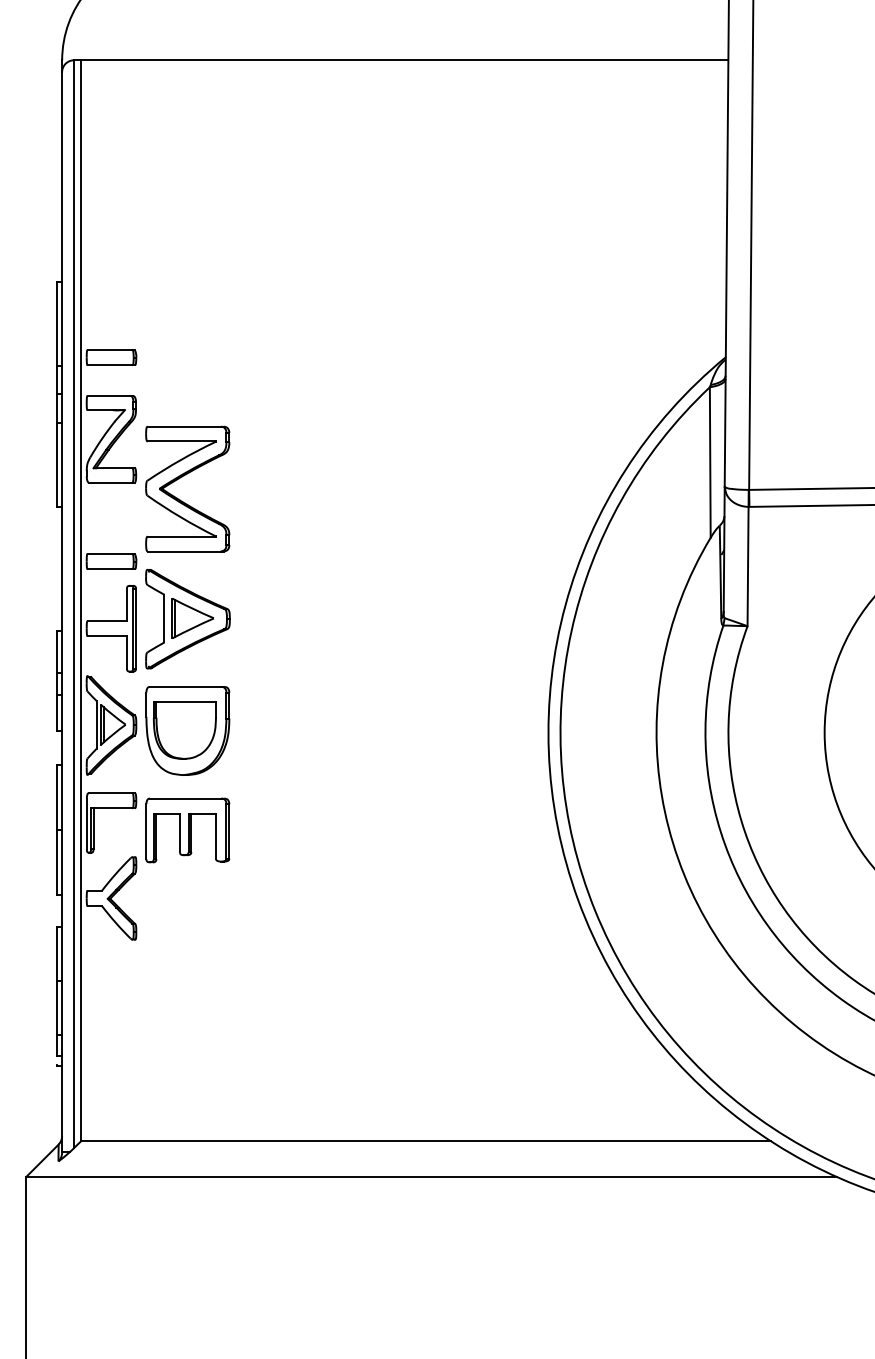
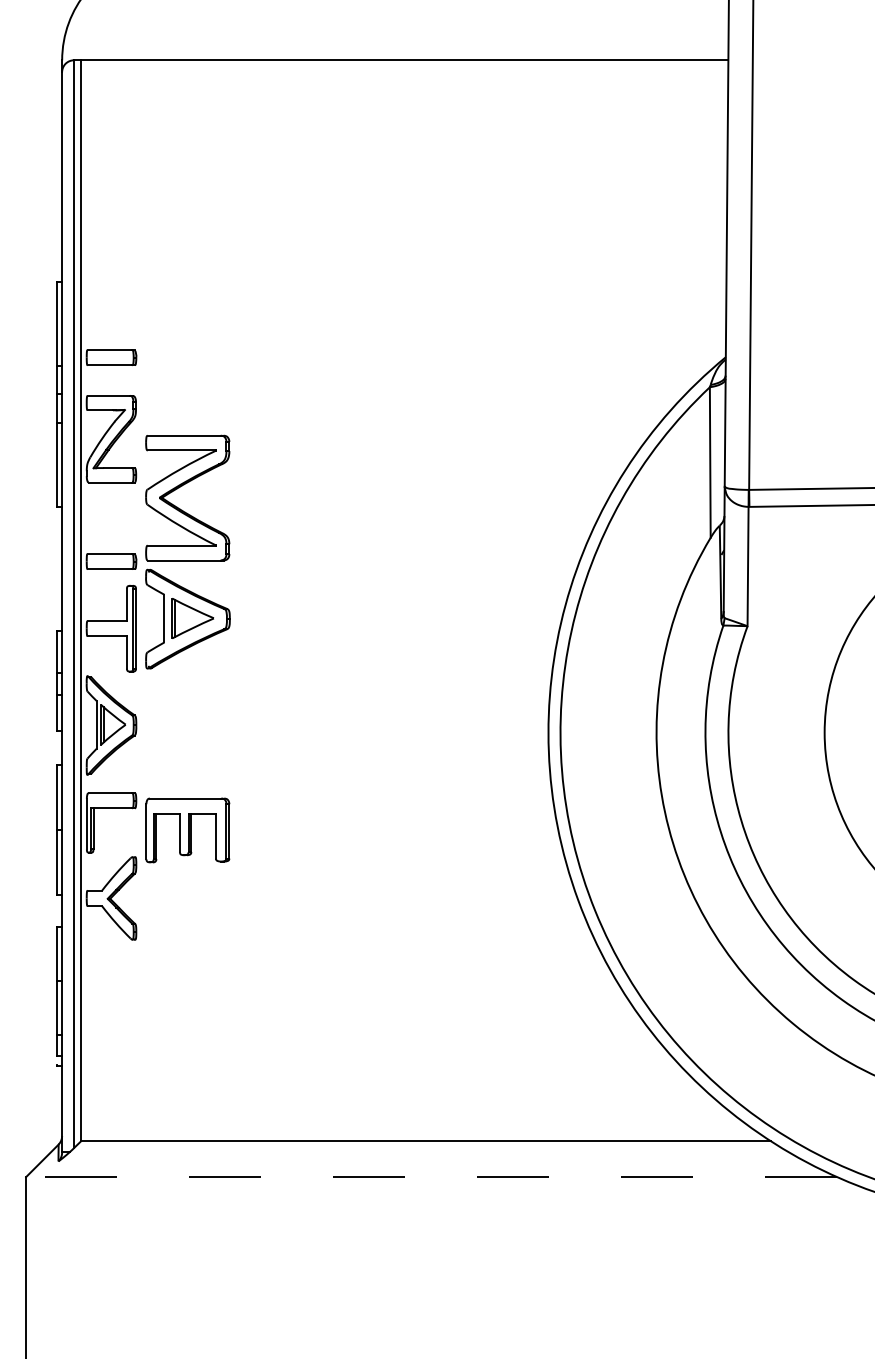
part position: (179, 479) -> (179, 488) (179, 488)
part: present -> none (187, 730)
line: solid -> dashed (431, 1177)
